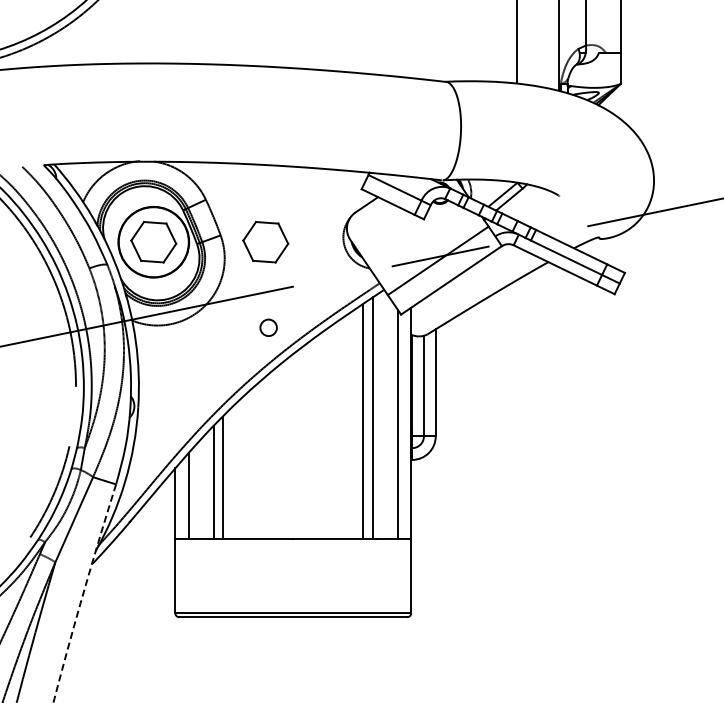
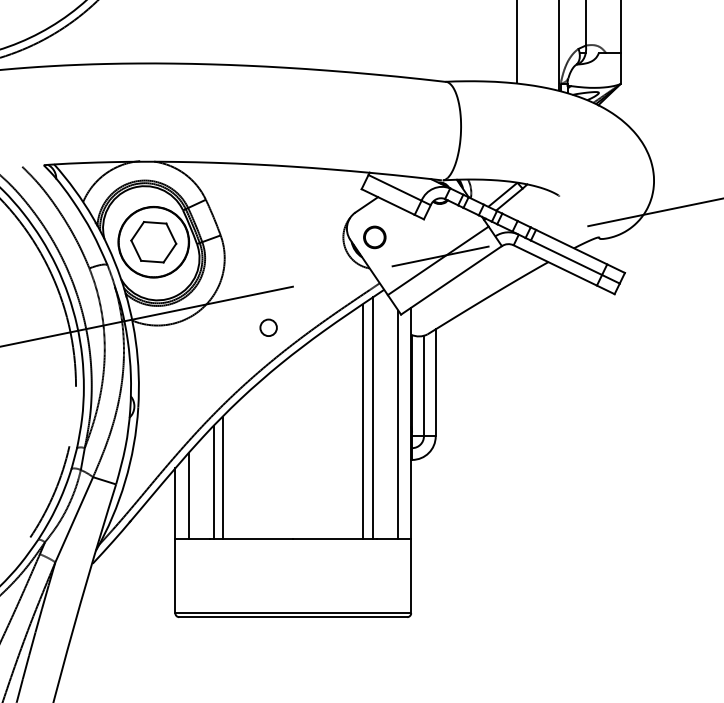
part: none -> present (374, 237)
part: present -> none (265, 242)
arc: dashed -> solid (83, 593)
